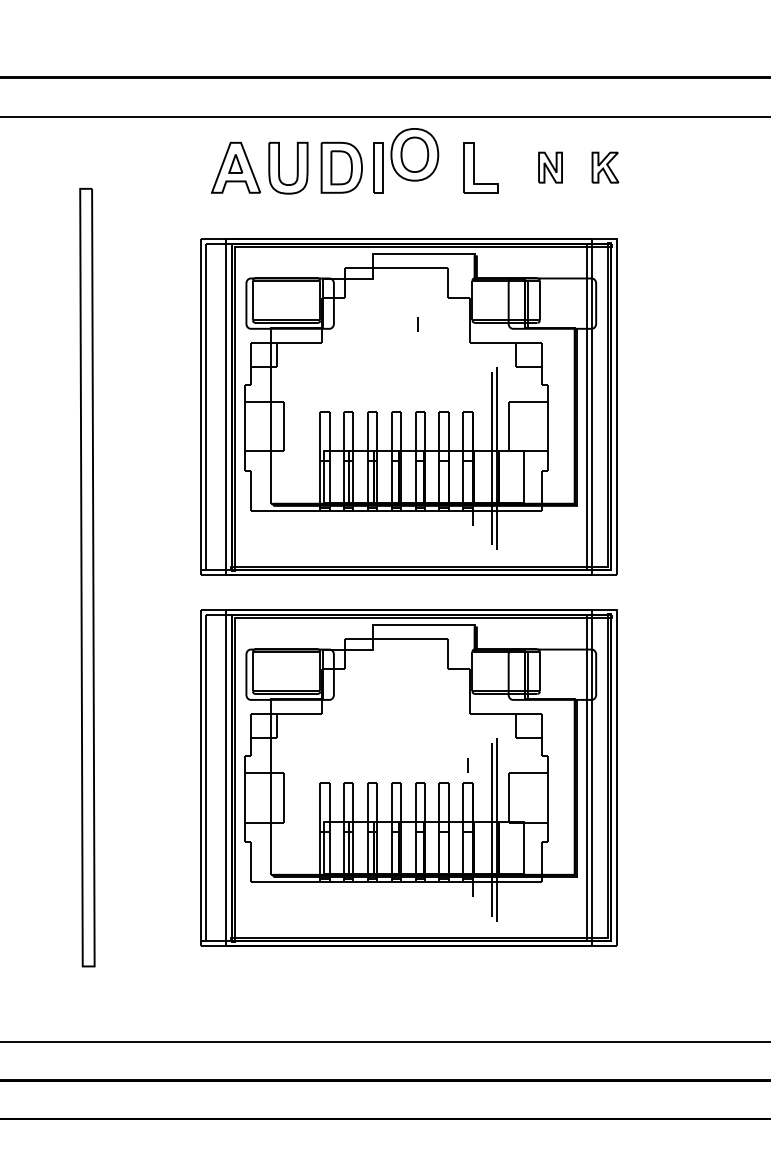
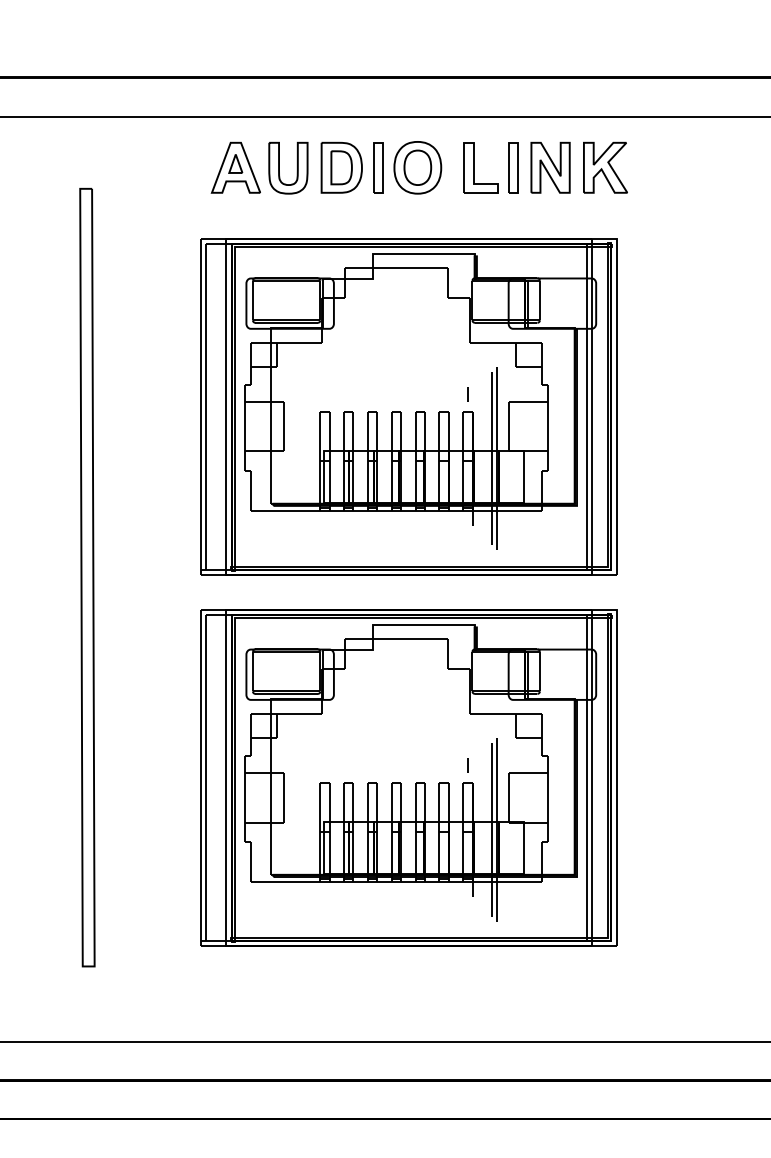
part position: (414, 154) -> (417, 167) (417, 167)
part: none -> present (513, 167)
part size: 25x33 px -> 41x53 px (550, 167)
part size: 29x33 px -> 45x53 px (605, 167)
line position: (417, 324) -> (467, 394) (467, 394)
